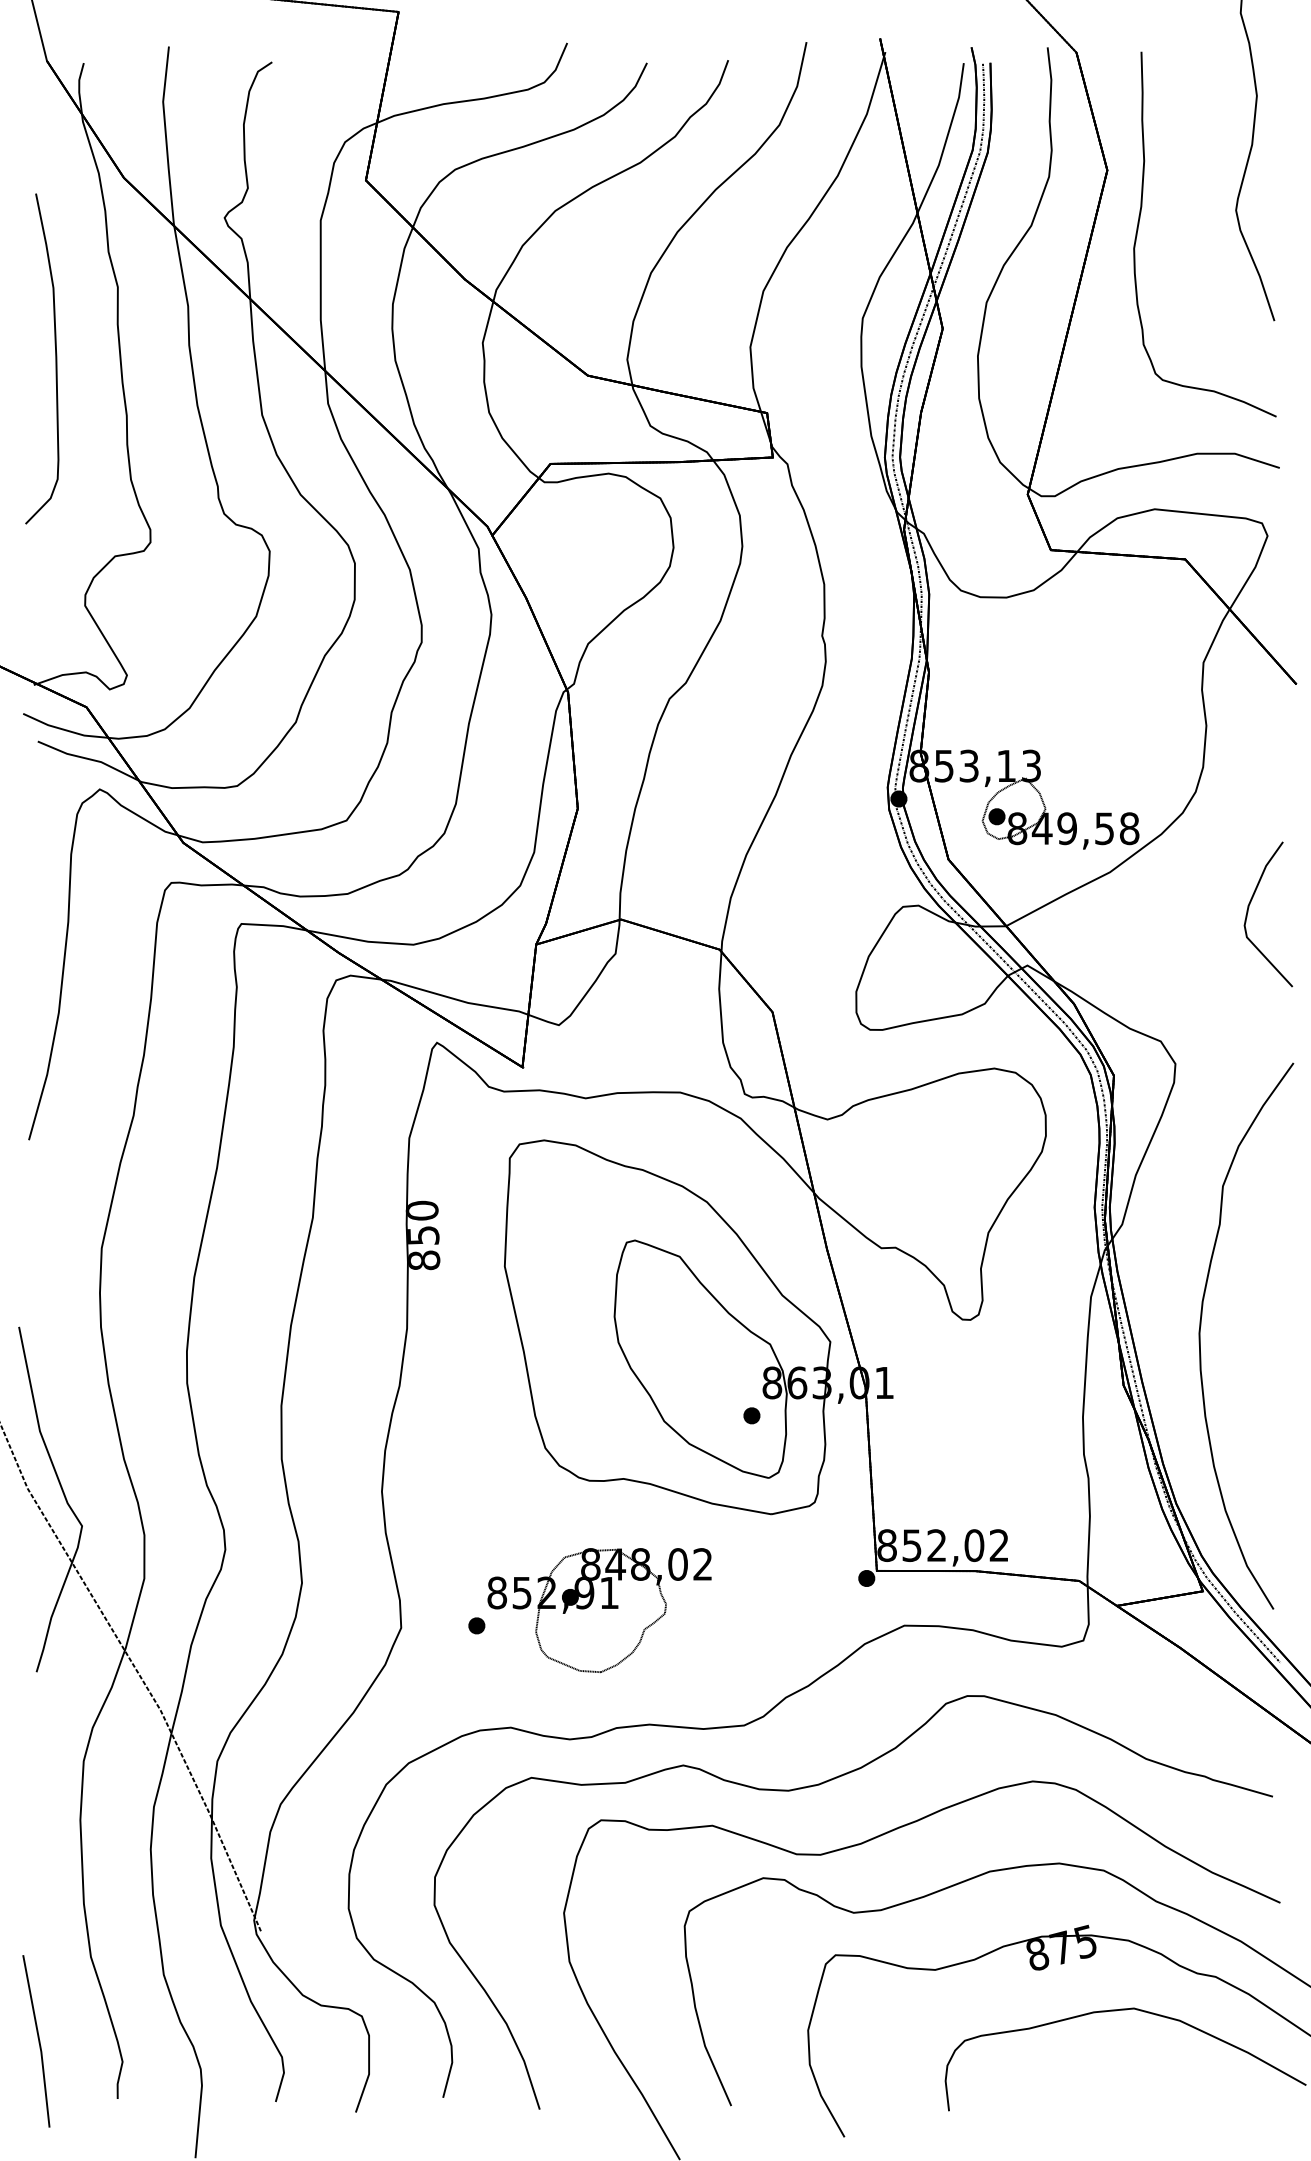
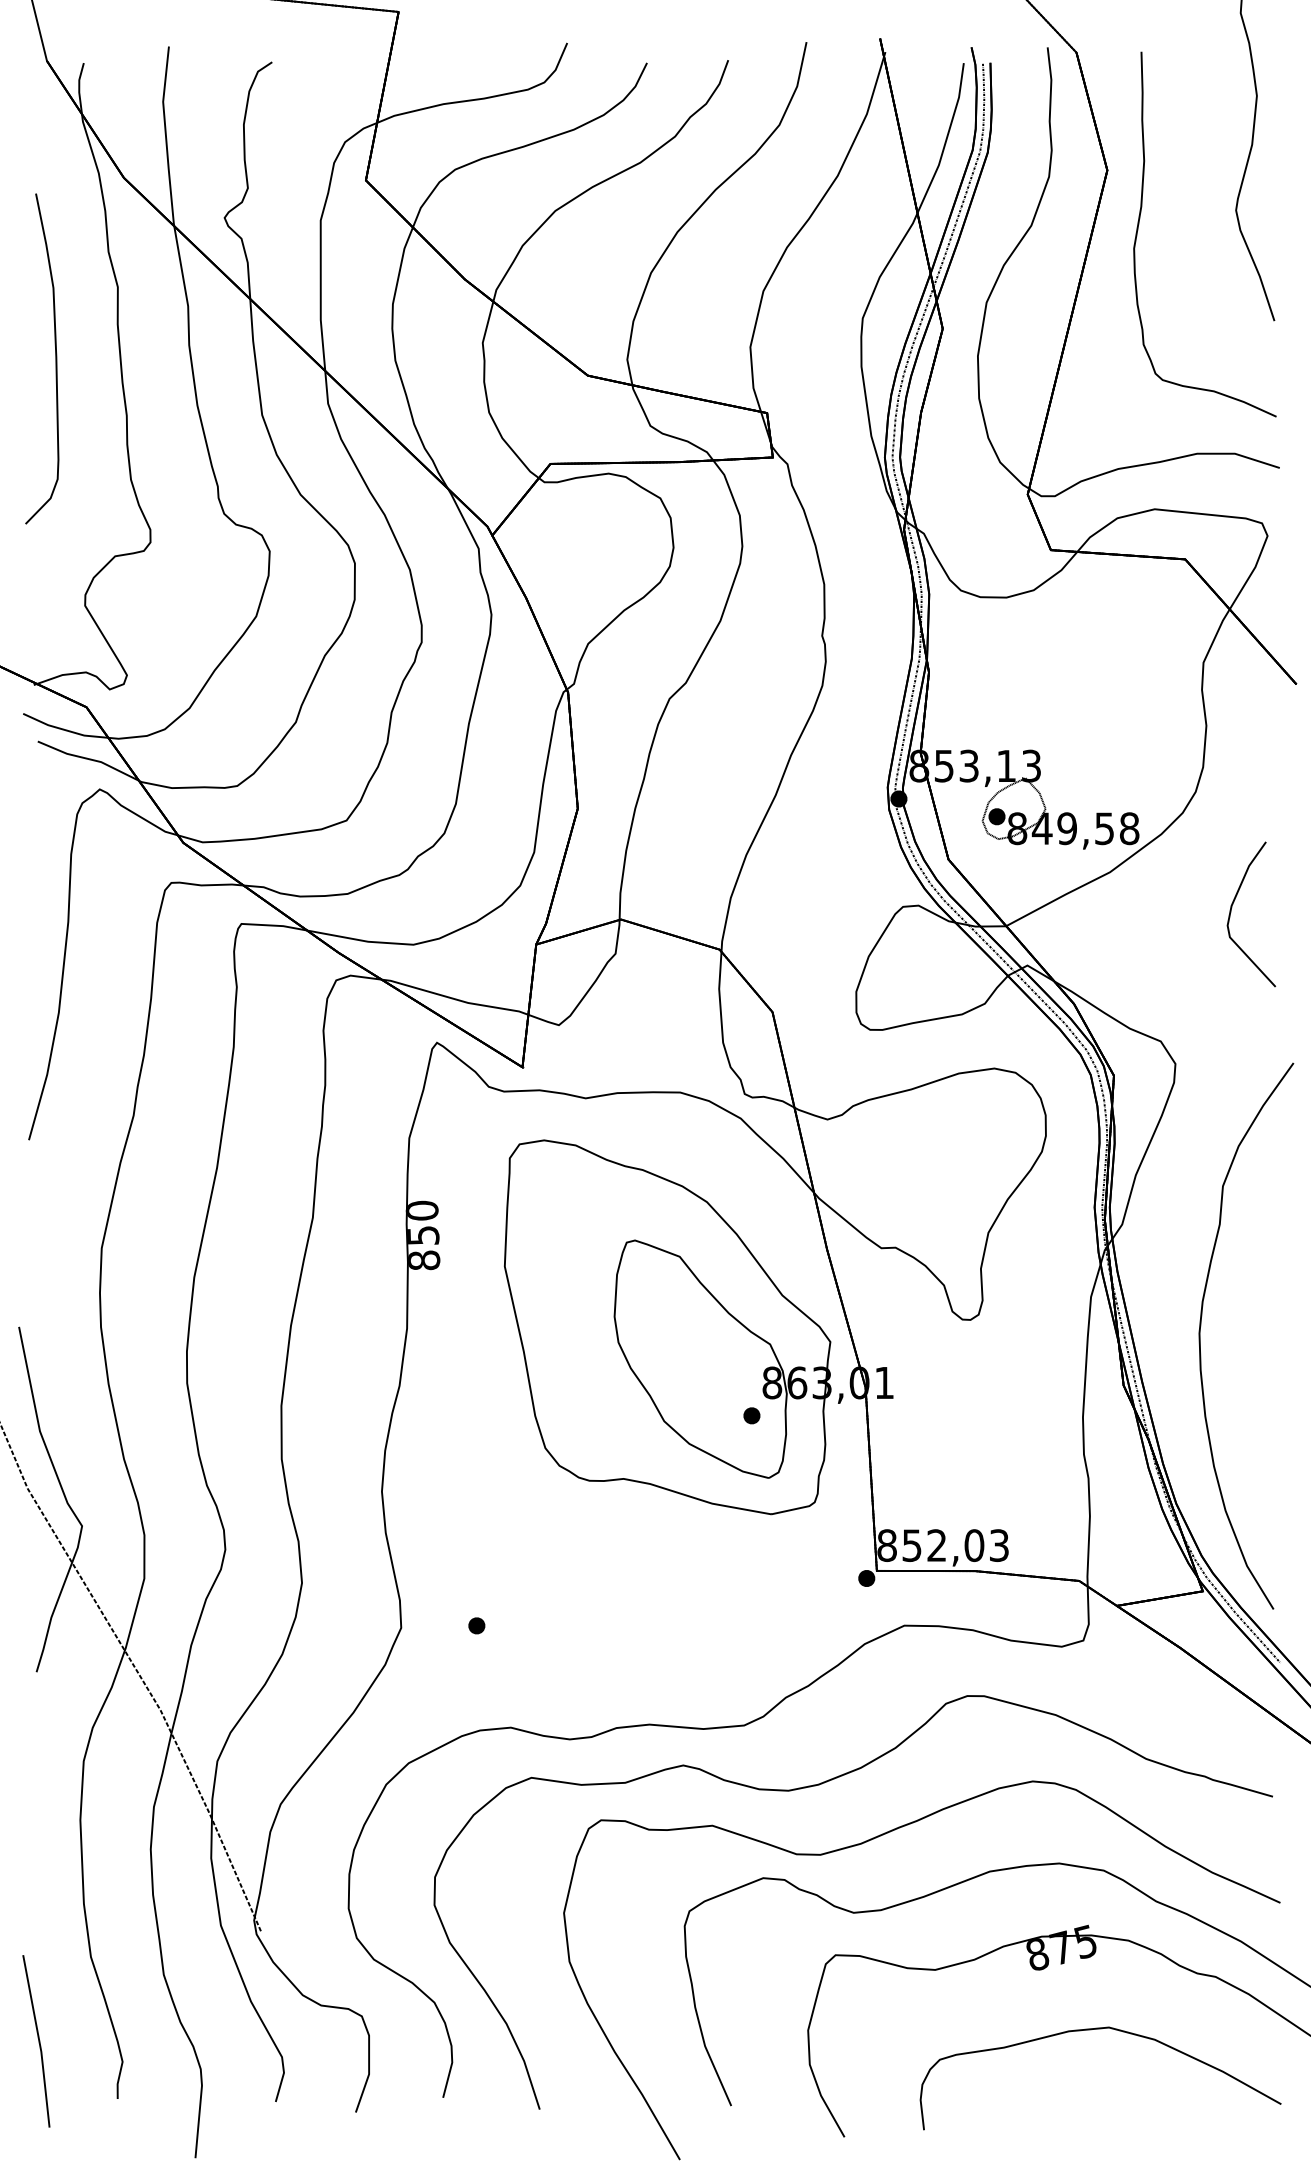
curve position: (1248, 912) -> (1231, 912) (1231, 912)
text: 852,02 -> 852,03 (998, 1545)
part: present -> none (599, 1610)
curve position: (1116, 2011) -> (1091, 2030) (1091, 2030)
